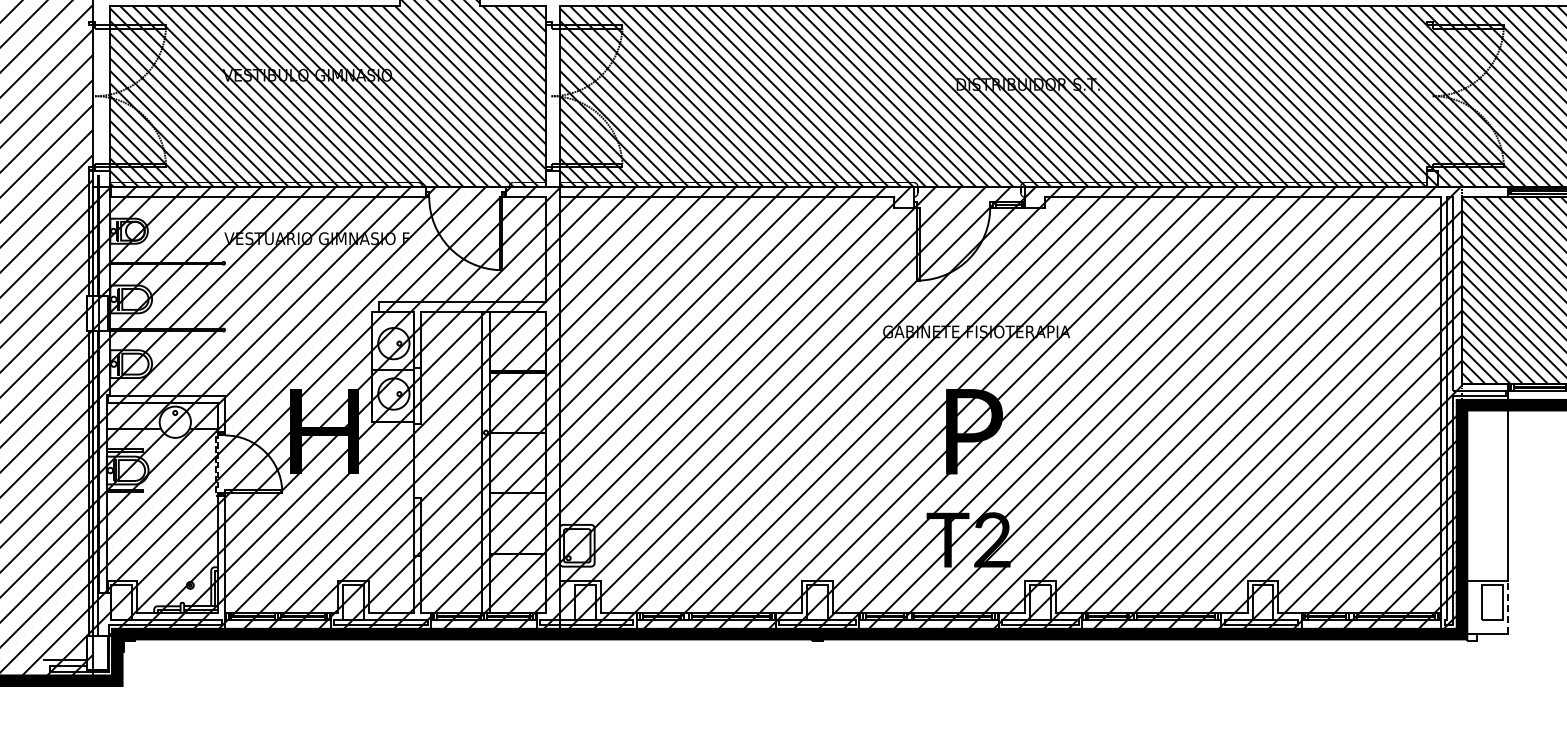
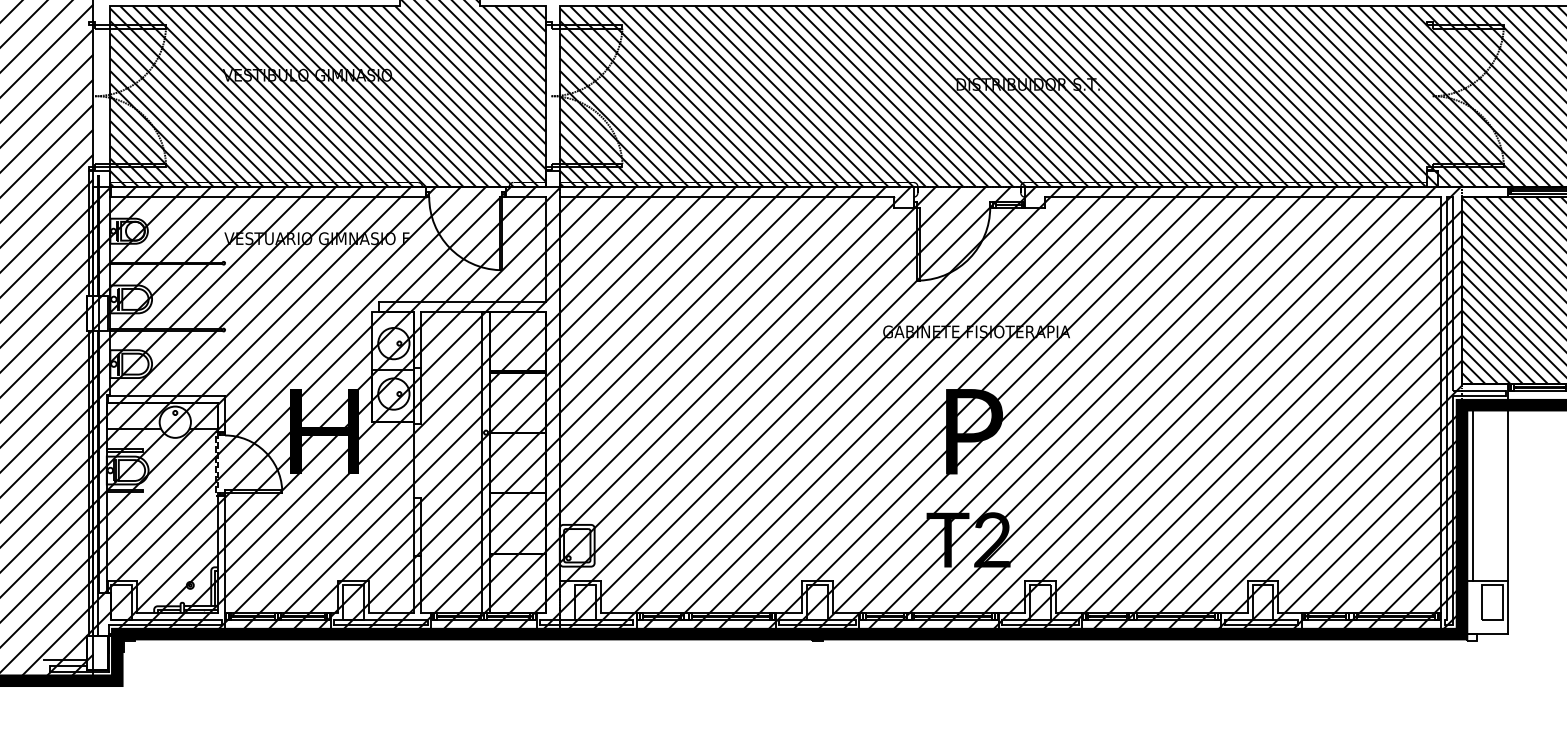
line: none -> present (1473, 492)
line: dashed -> solid (1507, 607)
